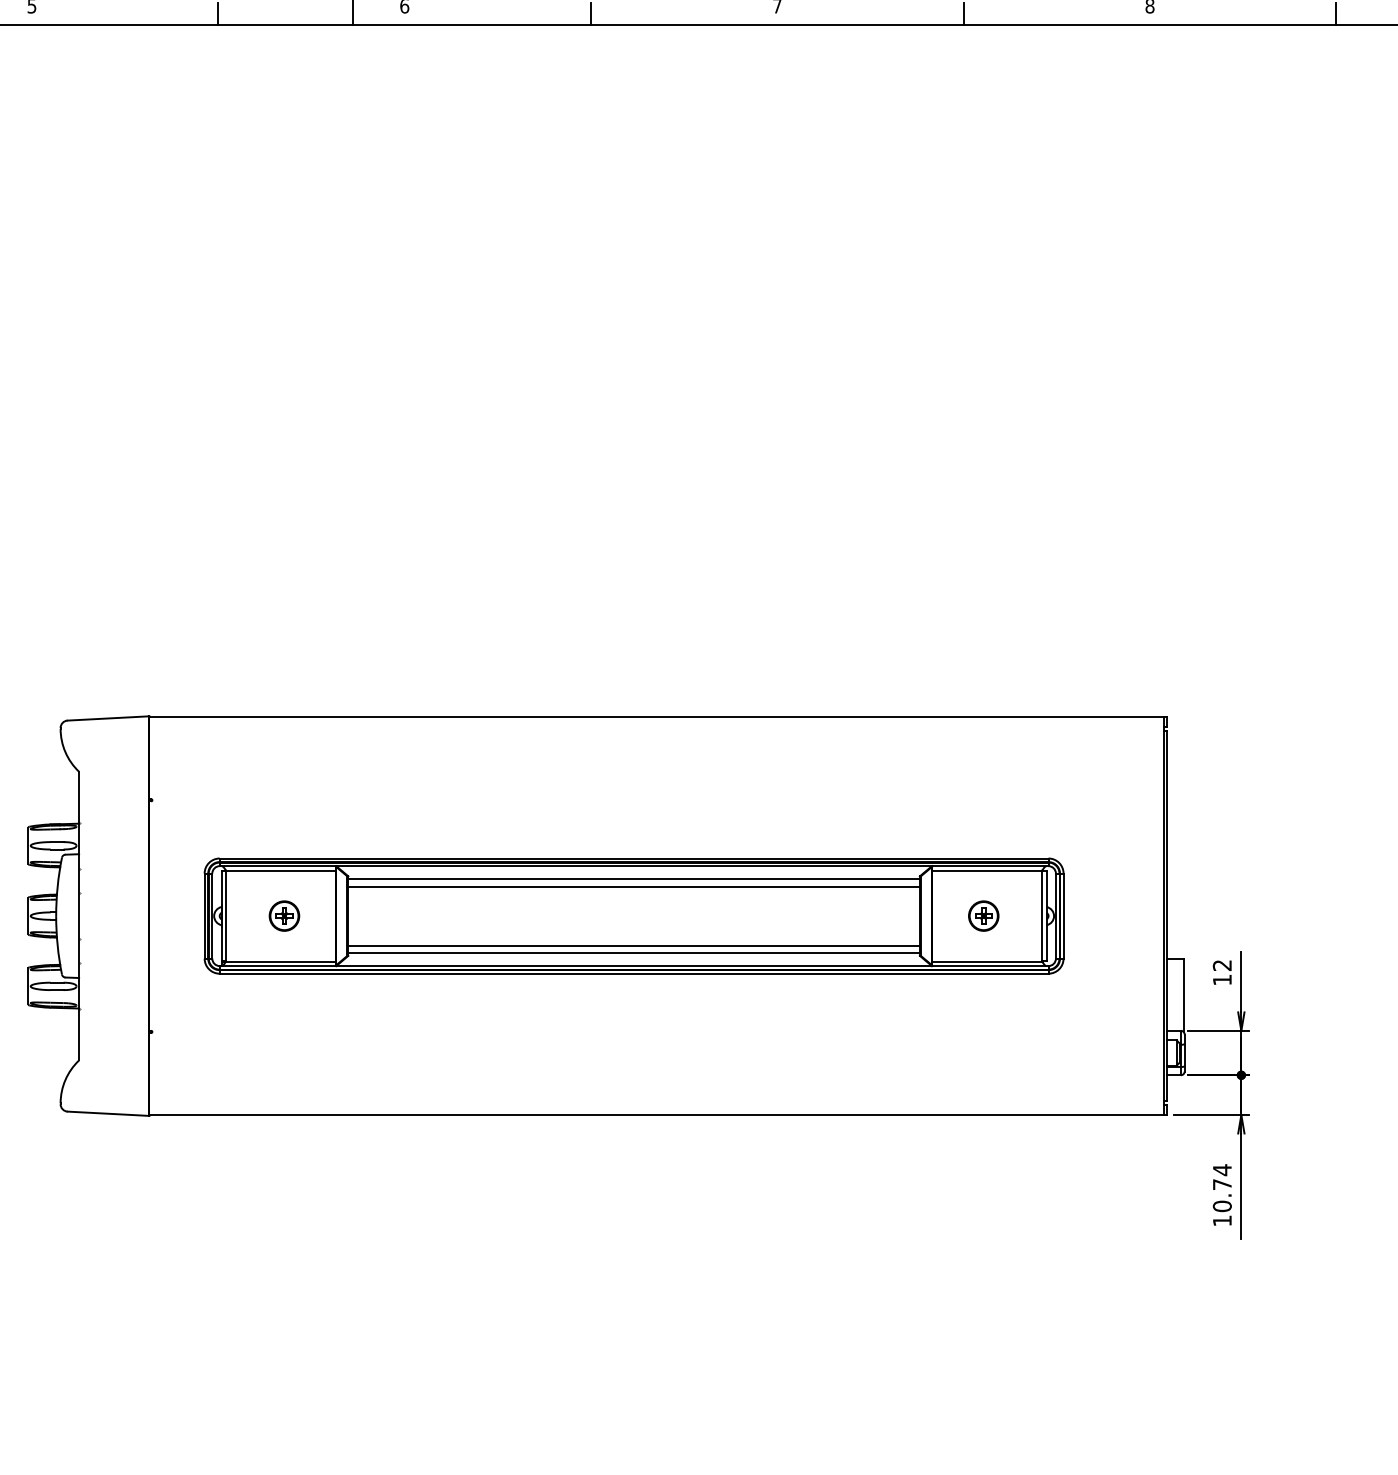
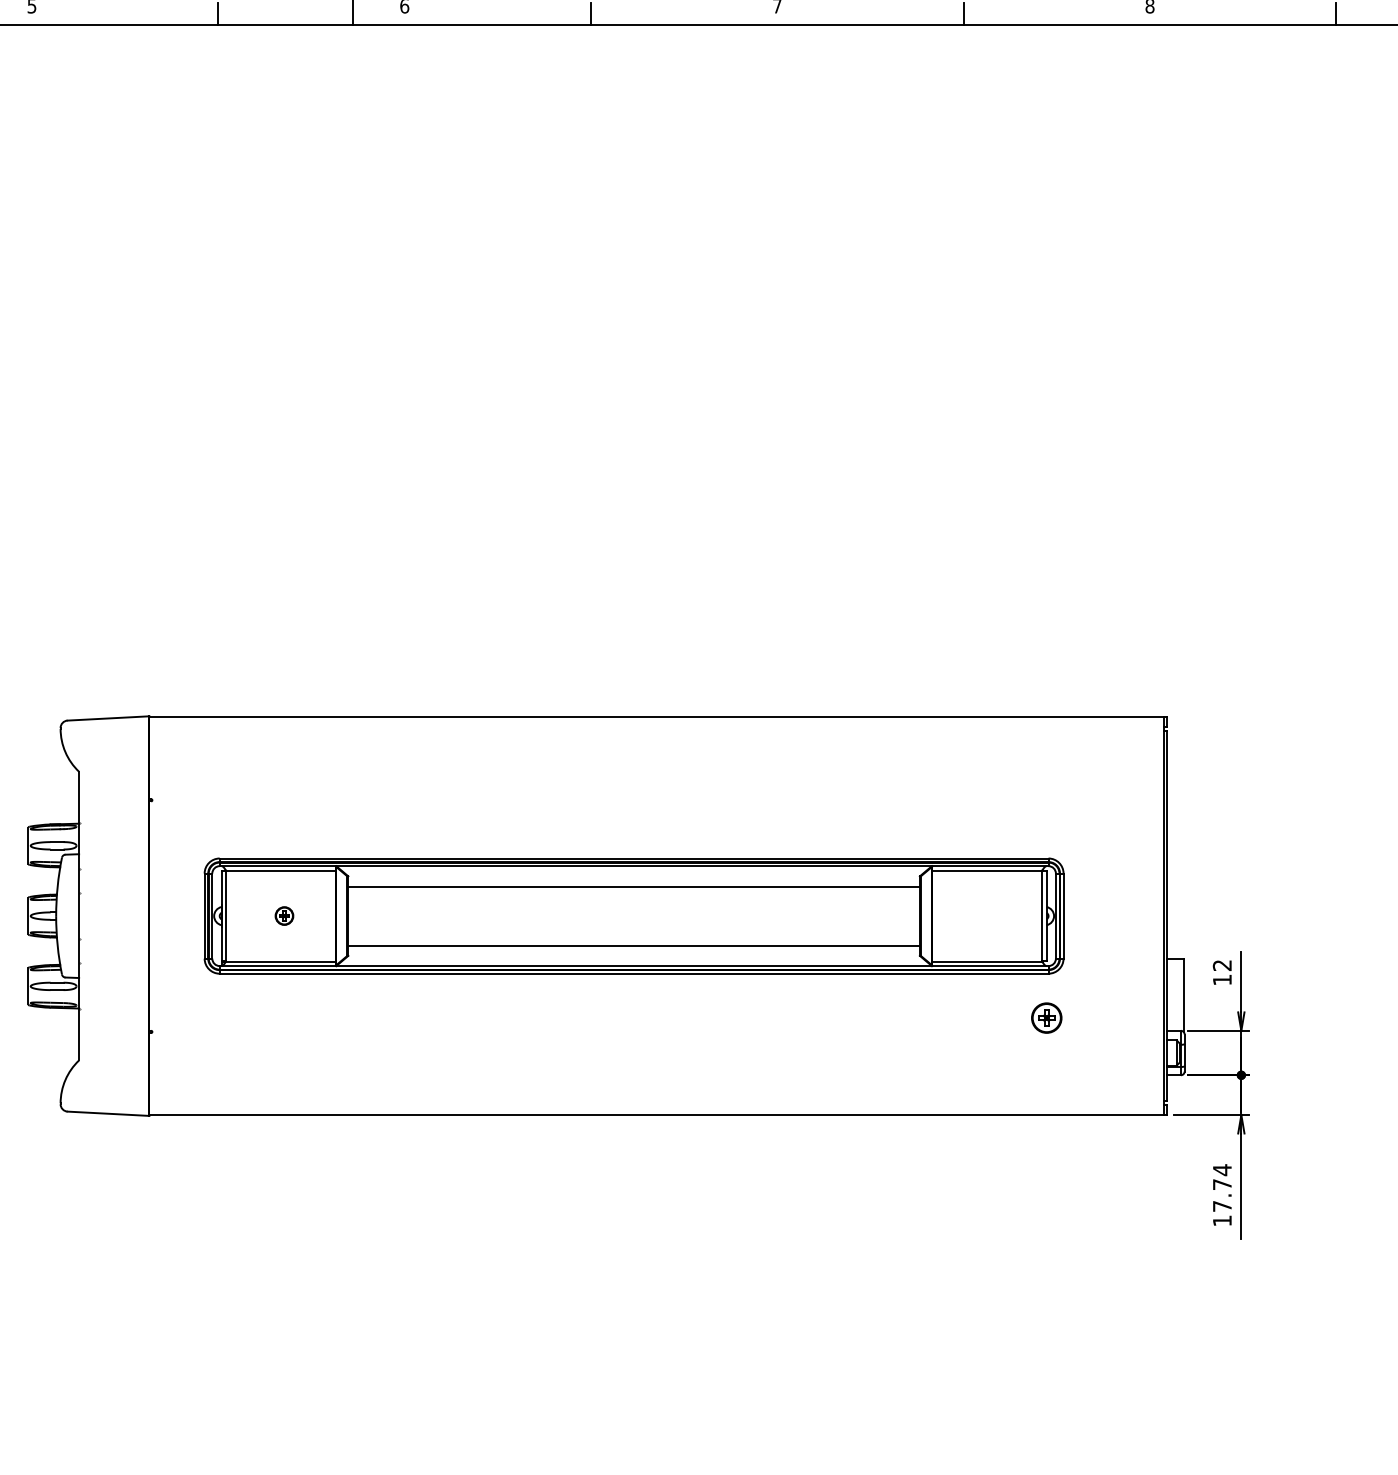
line: present -> none (633, 879)
part size: 33x32 px -> 21x20 px (284, 915)
part position: (983, 915) -> (1046, 1017) (1046, 1017)
line: present -> none (633, 953)
text: 10.74 -> 17.74 (1221, 1206)
